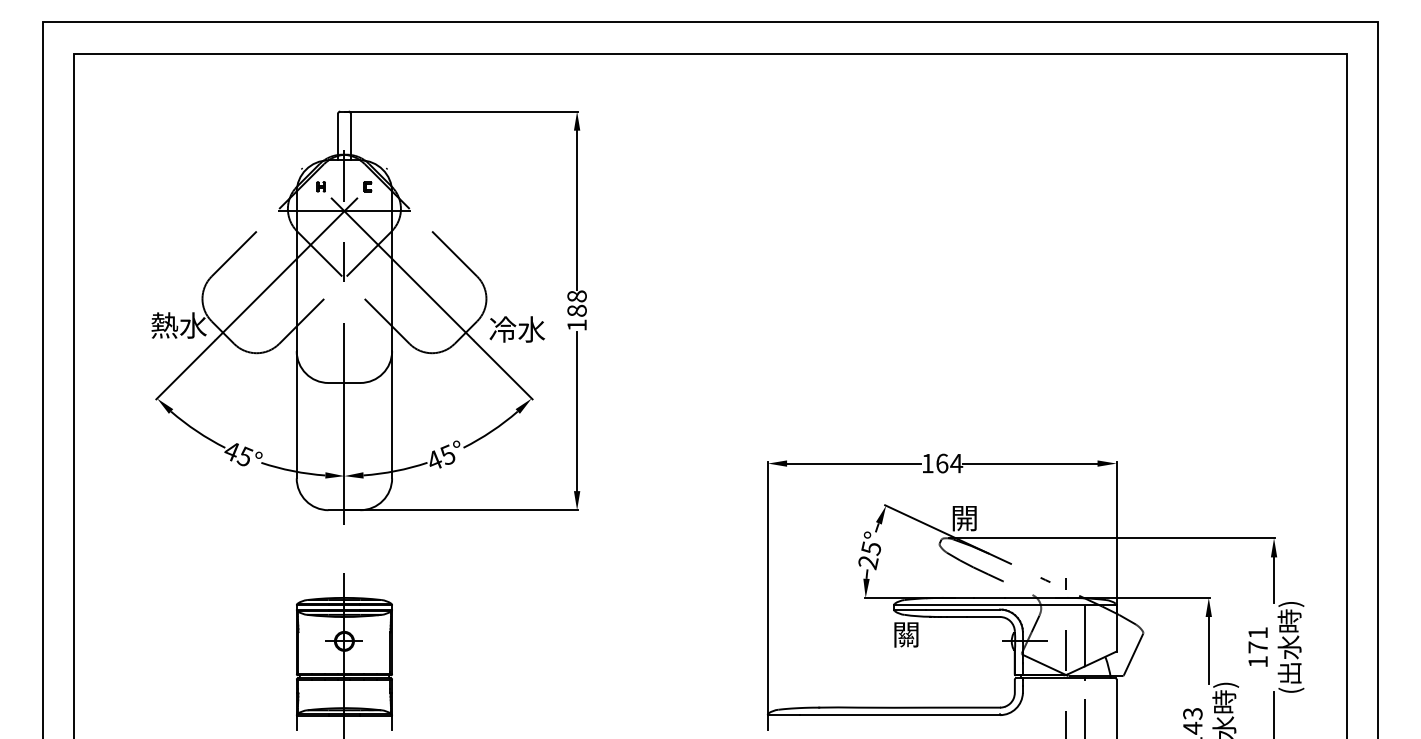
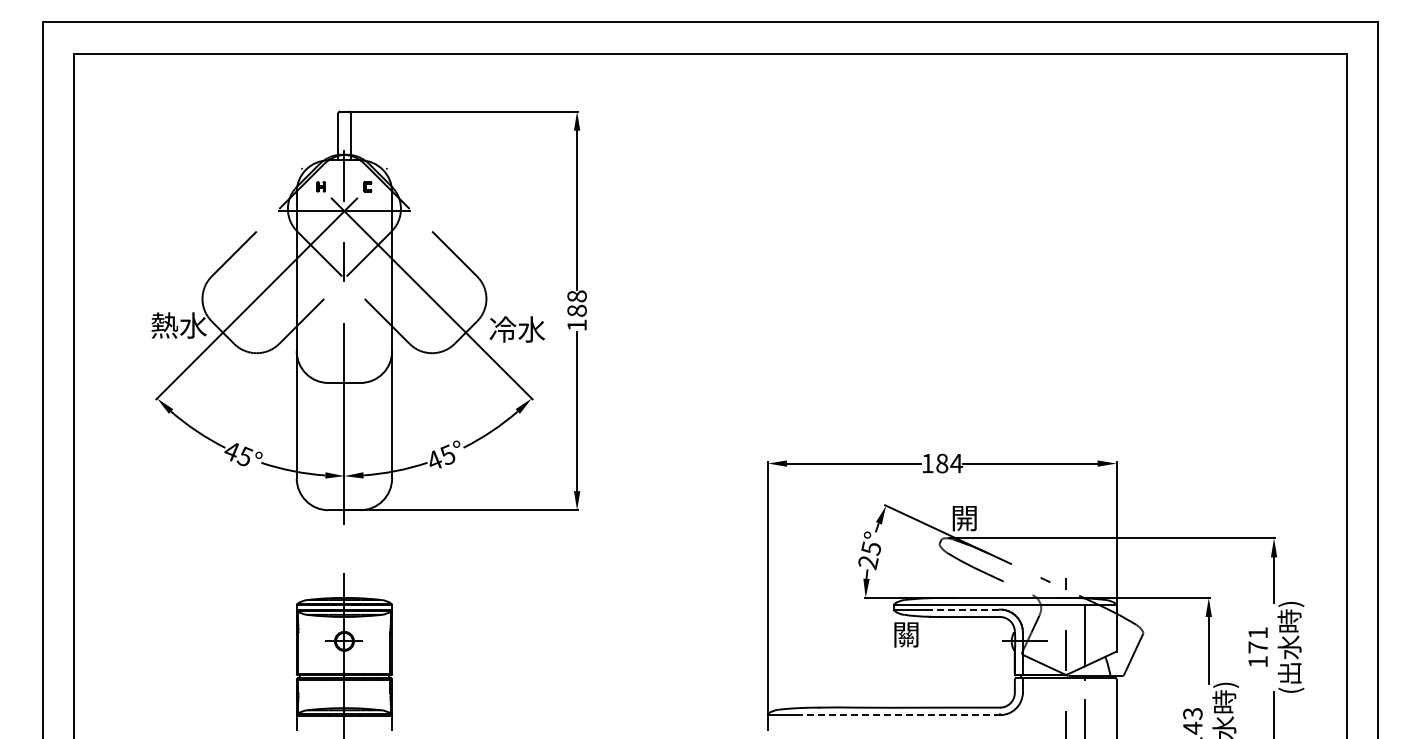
text: 164 -> 184 (942, 463)
line: solid -> dashed (963, 609)
line: solid -> dashed (900, 715)
